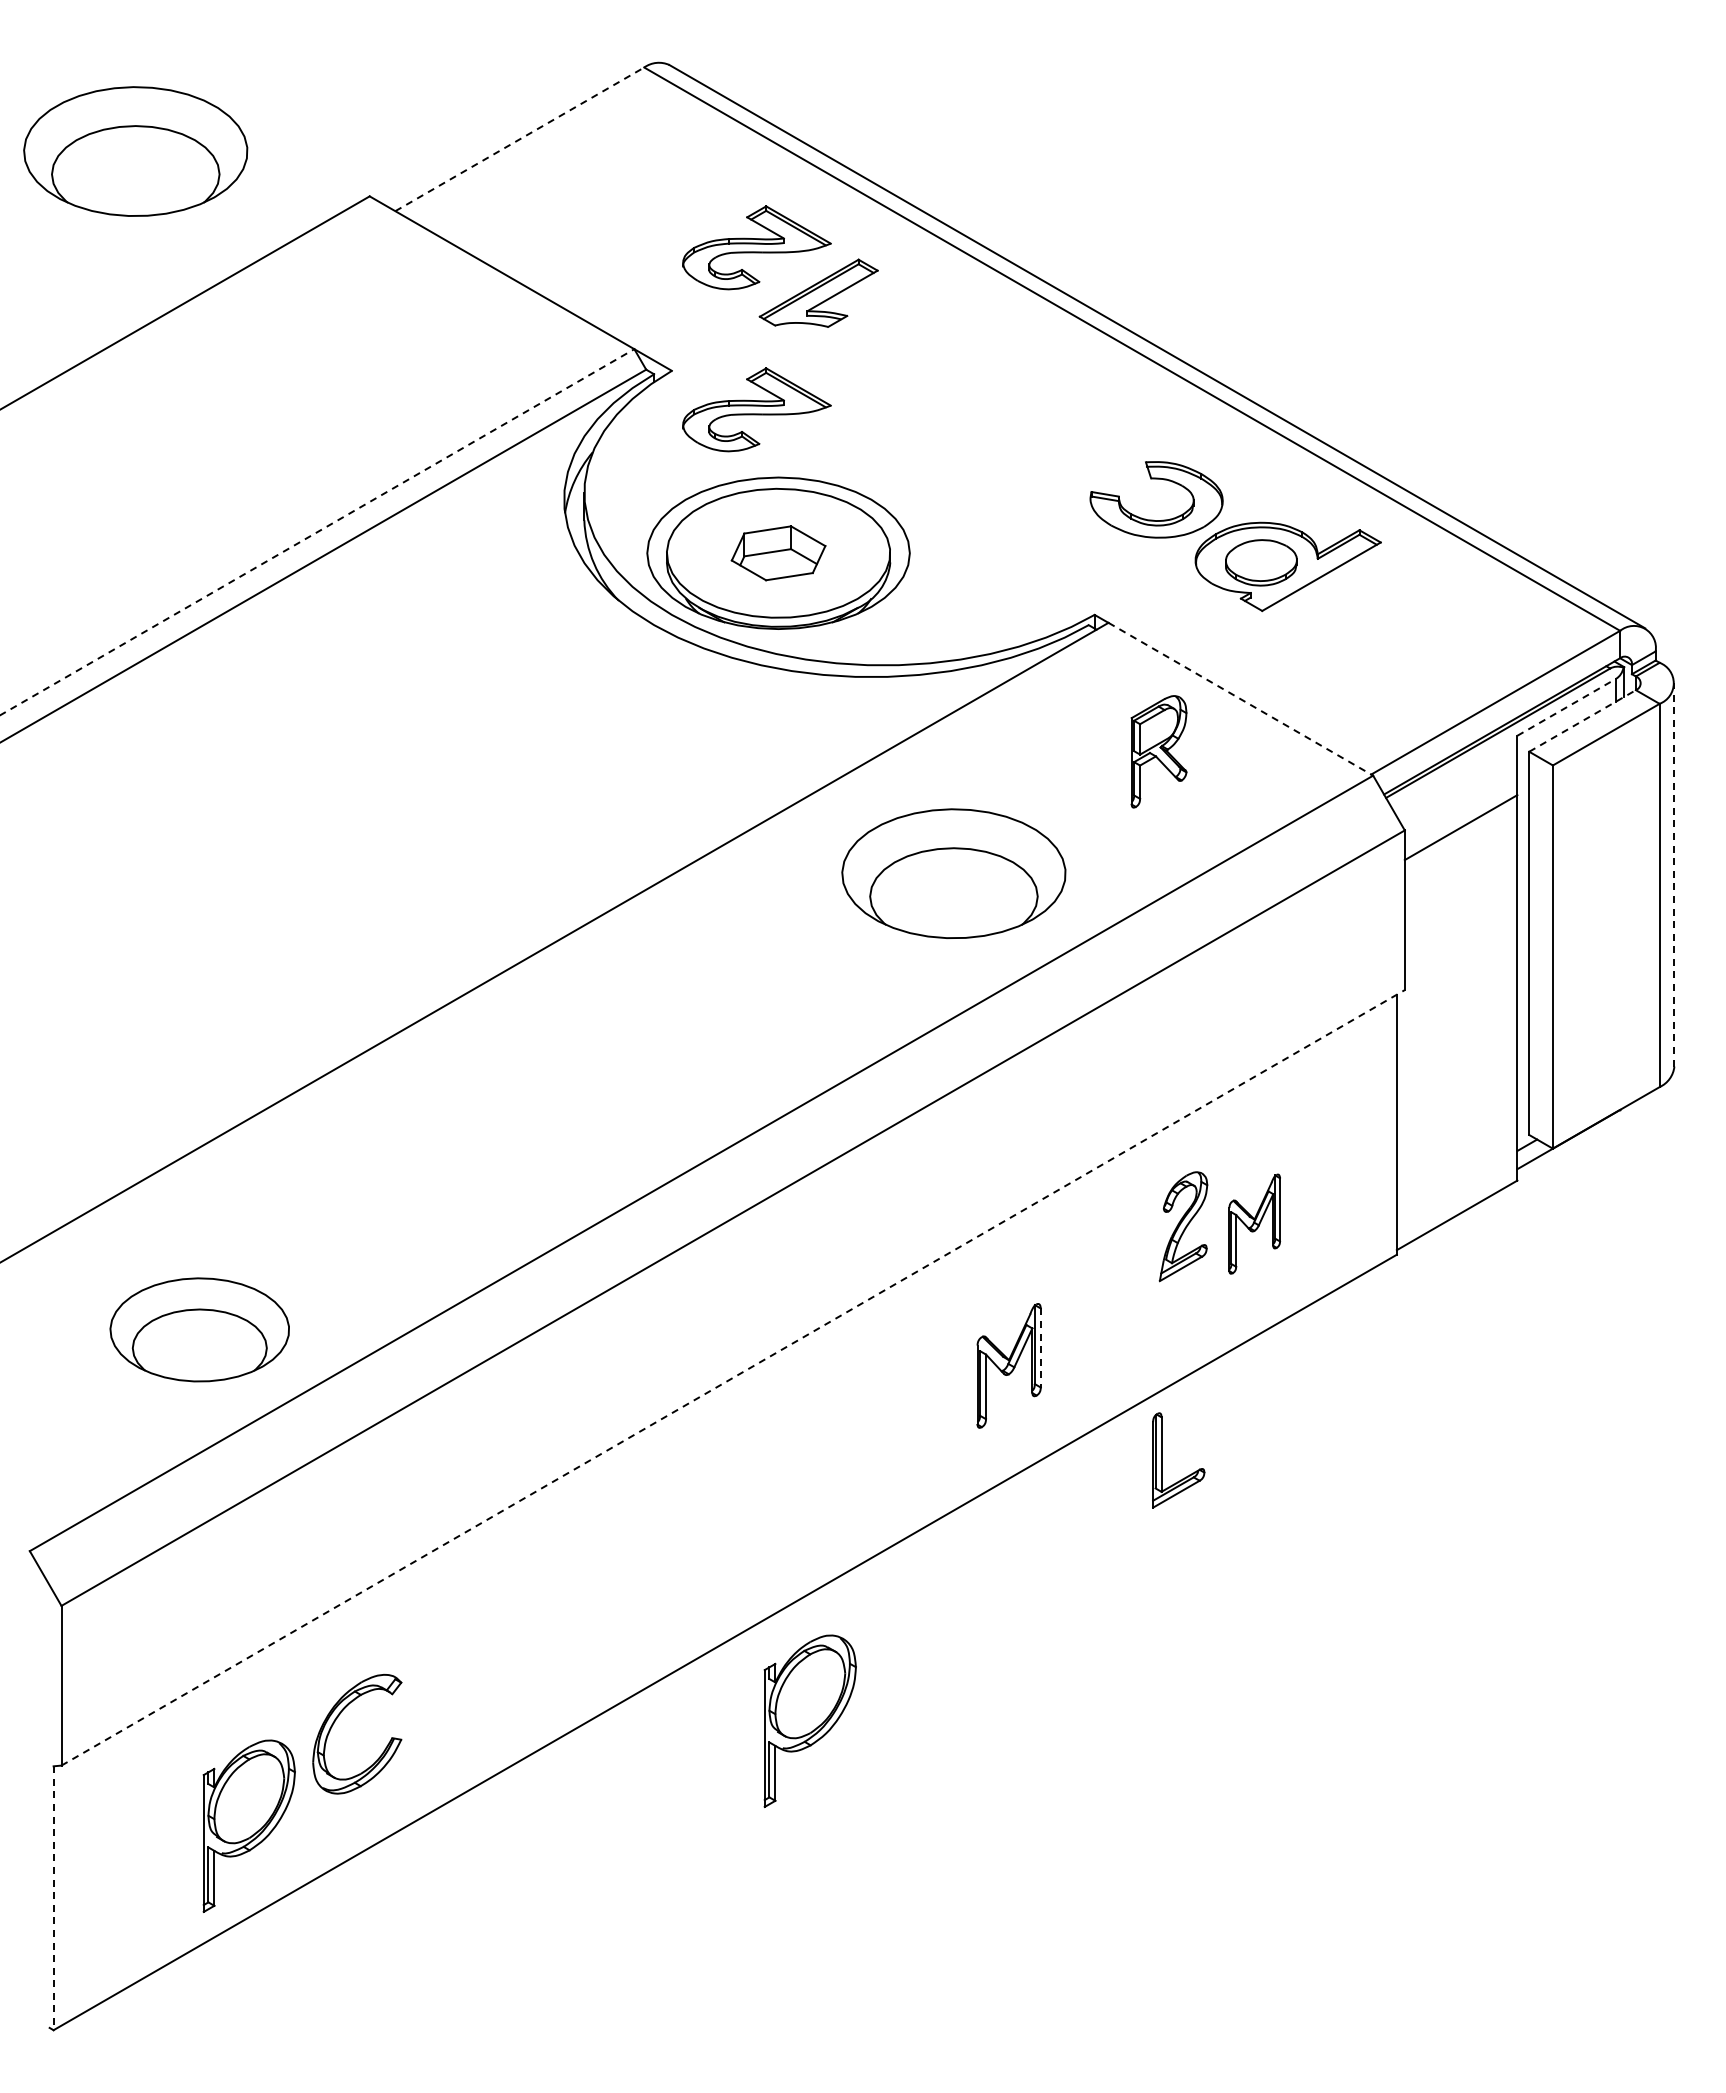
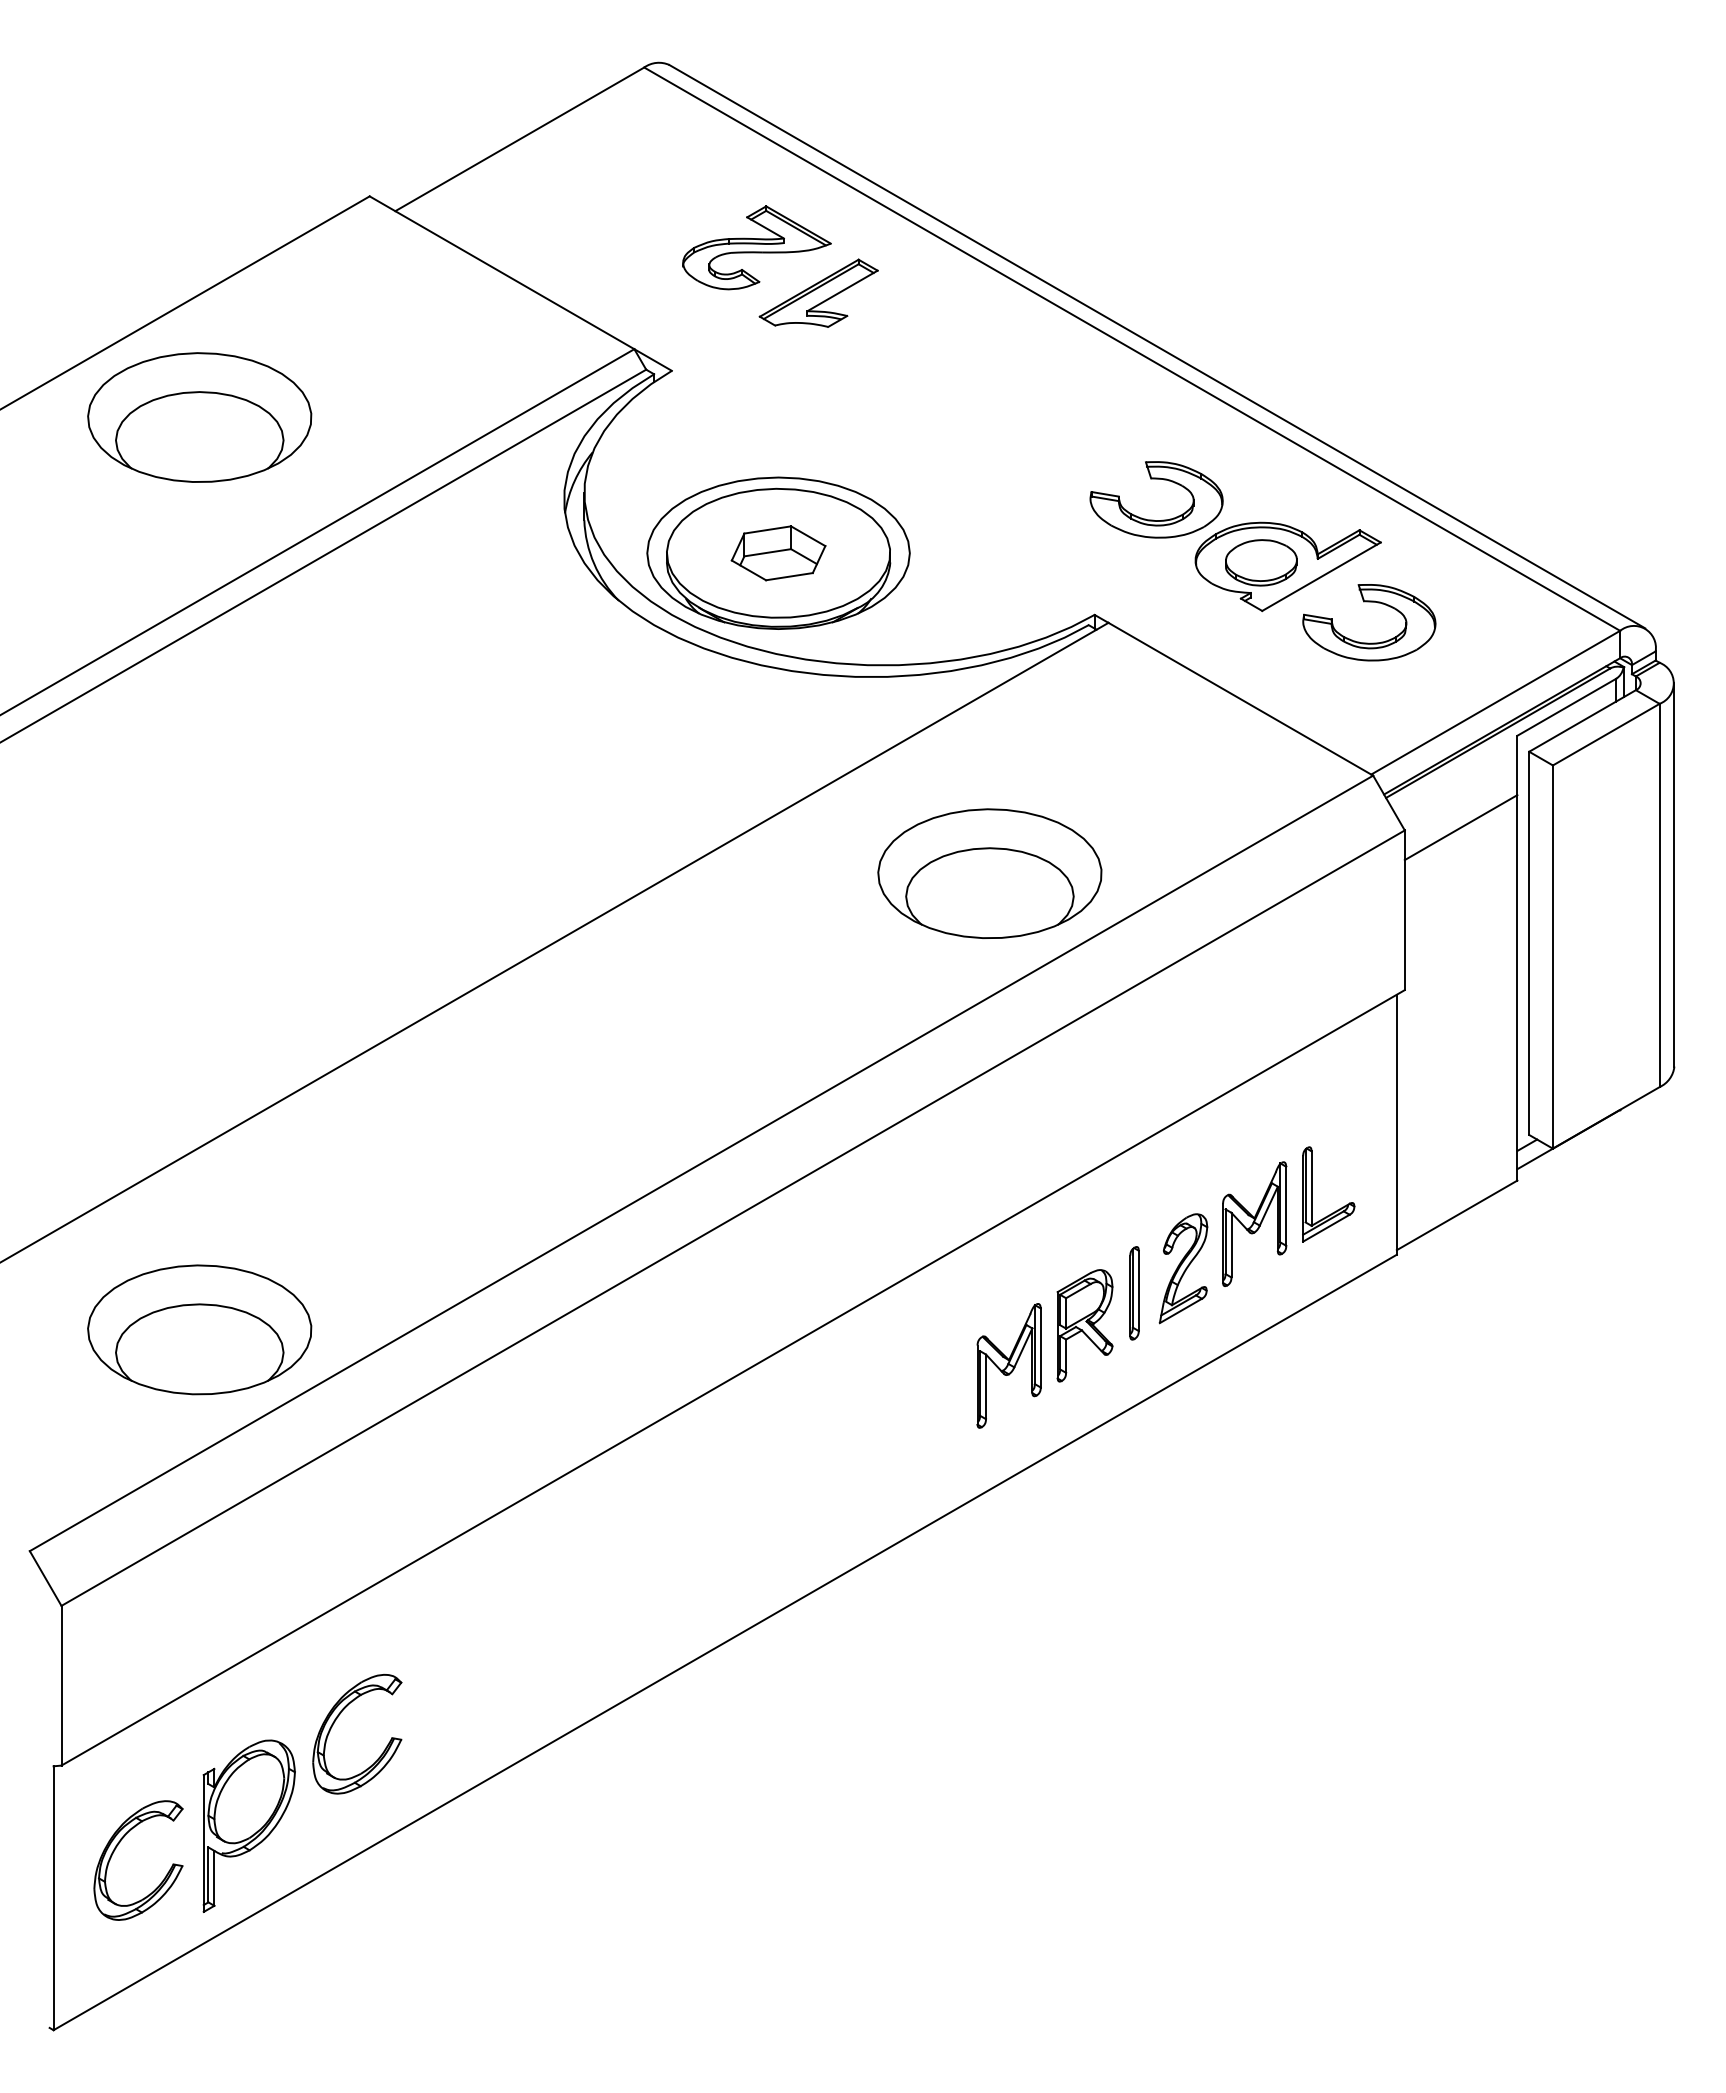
line: dashed -> solid (519, 139)
part position: (135, 151) -> (199, 417) (199, 417)
part: present -> none (756, 409)
line: dashed -> solid (317, 532)
part: none -> present (1369, 602)
line: dashed -> solid (1240, 699)
line: dashed -> solid (1567, 707)
line: dashed -> solid (1582, 720)
part position: (1158, 751) -> (1084, 1325) (1084, 1325)
part position: (953, 873) -> (989, 873) (989, 873)
line: dashed -> solid (1674, 874)
part size: 53x102 px -> 66x126 px (1254, 1223)
part position: (1183, 1226) -> (1183, 1268) (1183, 1268)
part: none -> present (1134, 1293)
part size: 181x106 px -> 226x132 px (199, 1329)
line: dashed -> solid (1040, 1348)
line: dashed -> solid (733, 1377)
part position: (1162, 1460) -> (1312, 1194) (1312, 1194)
part: present -> none (809, 1720)
part: none -> present (118, 1845)
line: dashed -> solid (53, 1898)
